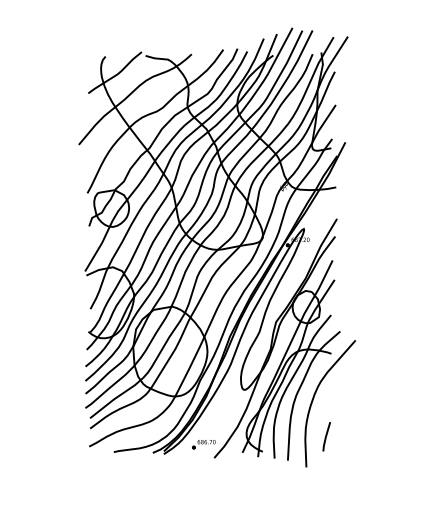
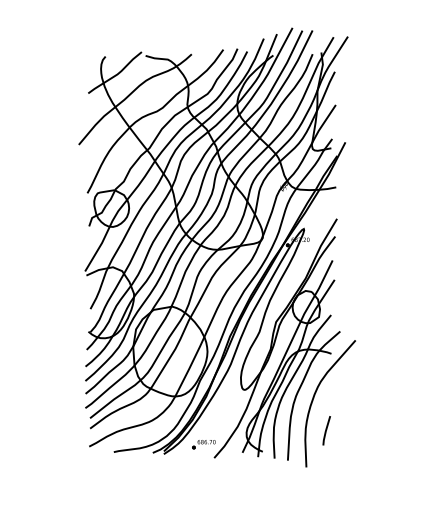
line position: (326, 436) -> (326, 430) (326, 430)
